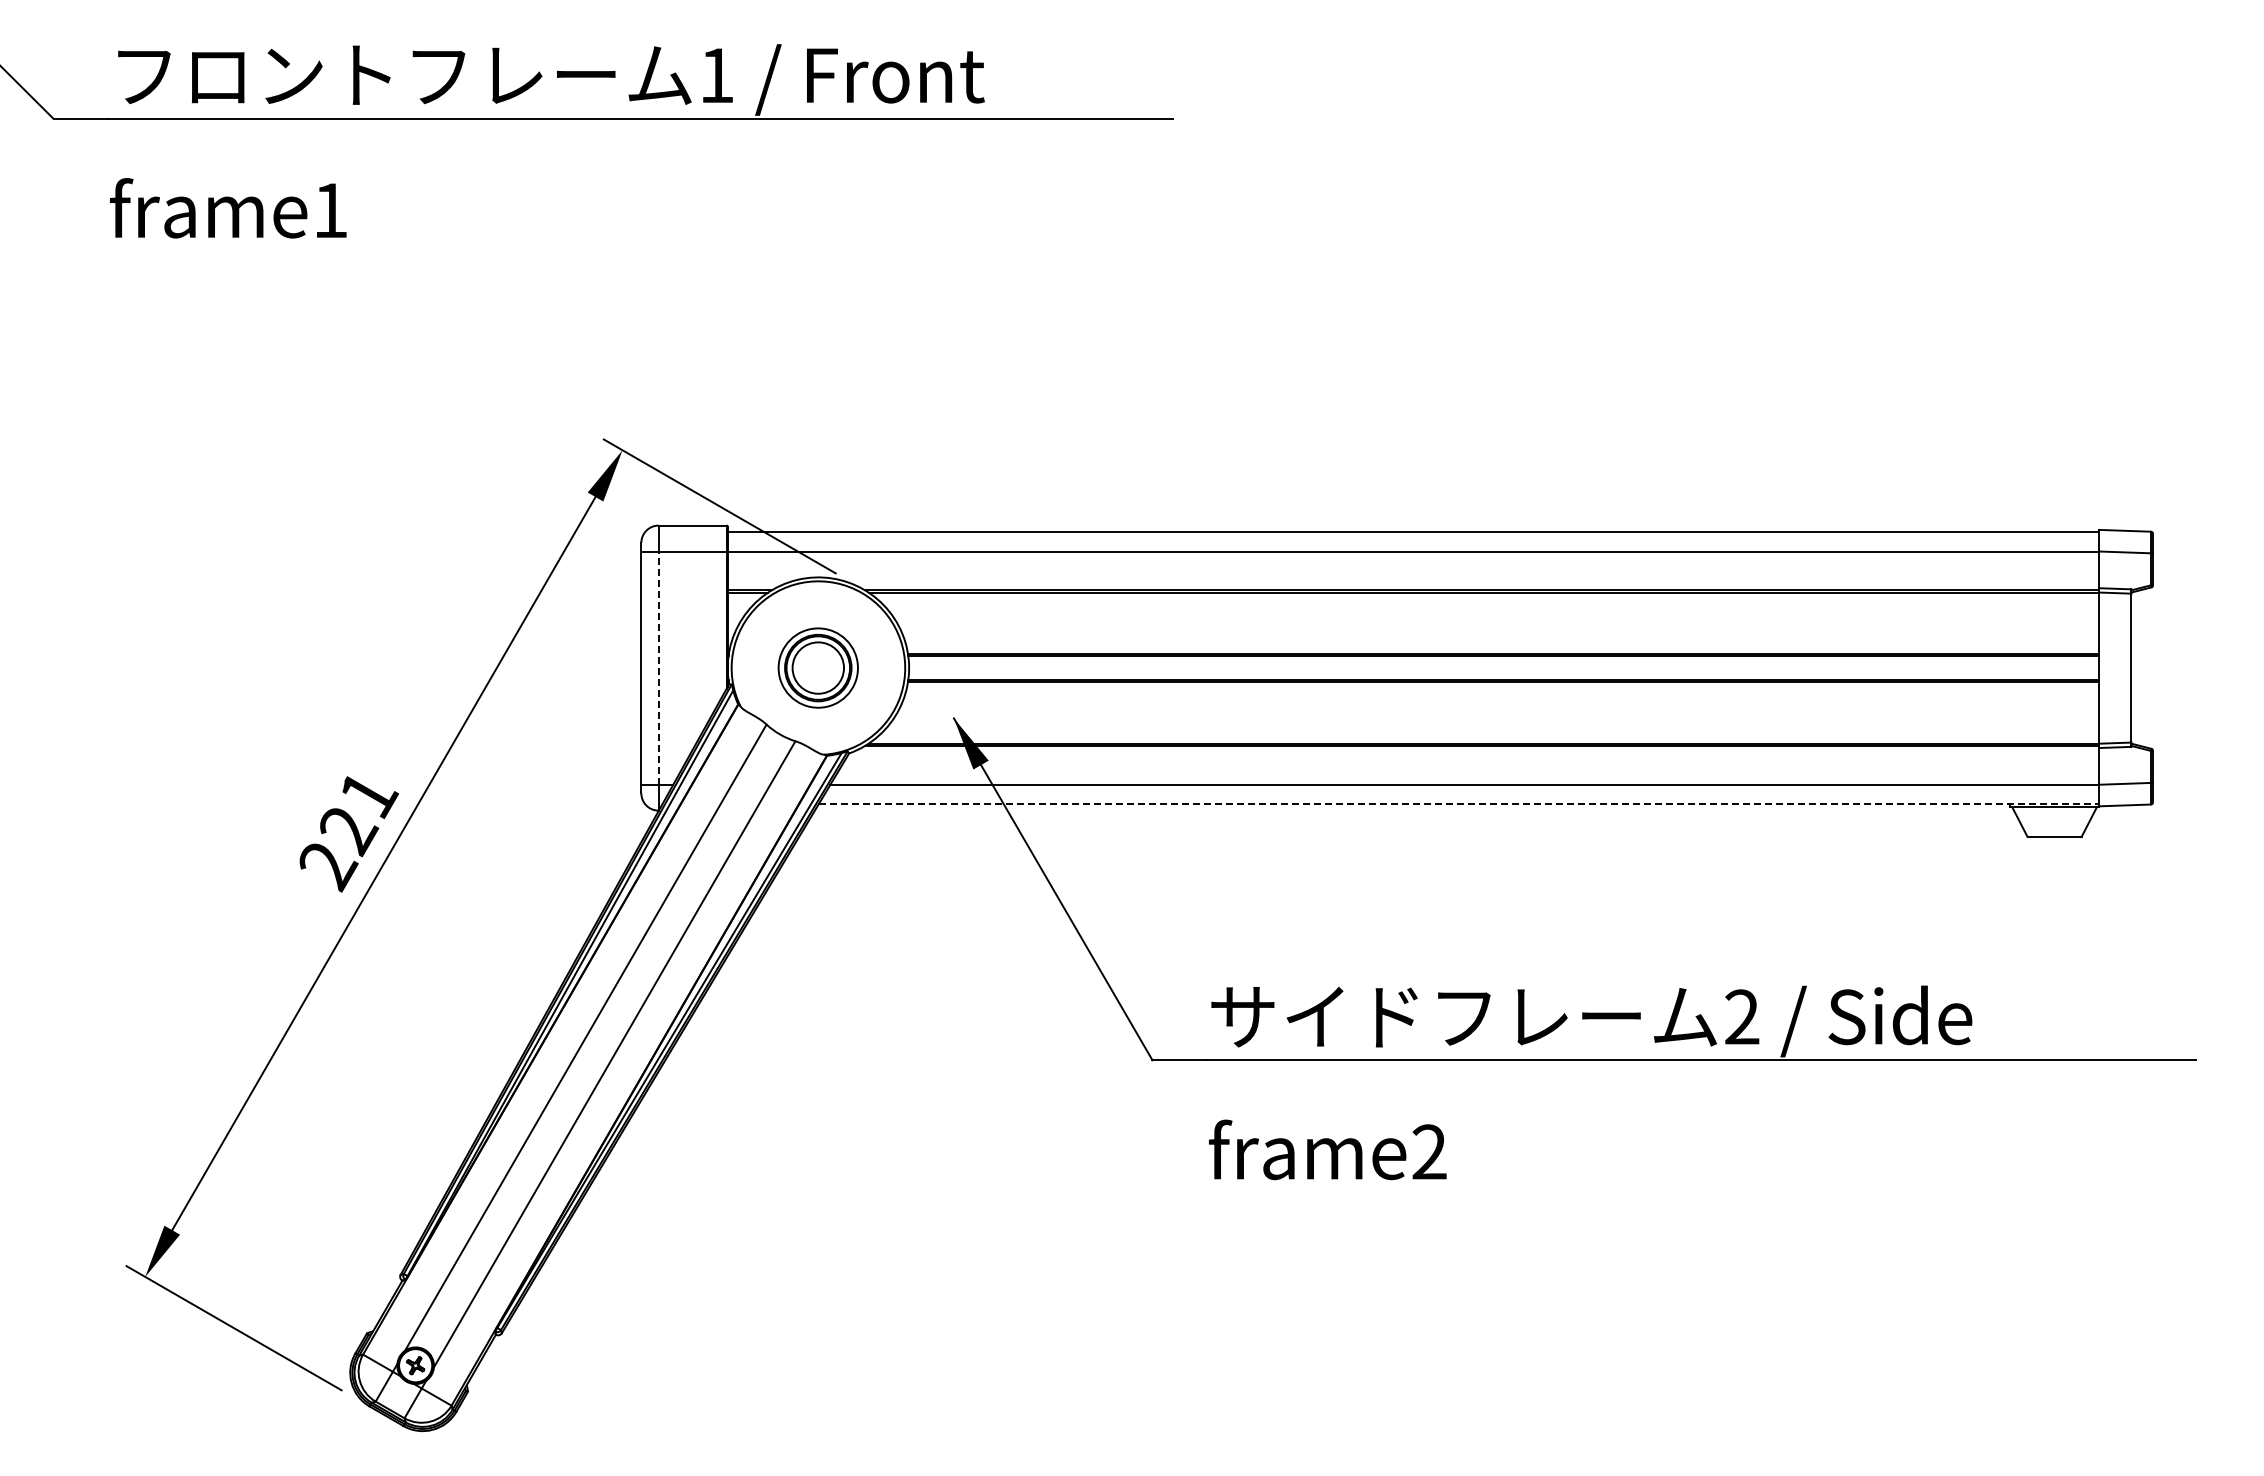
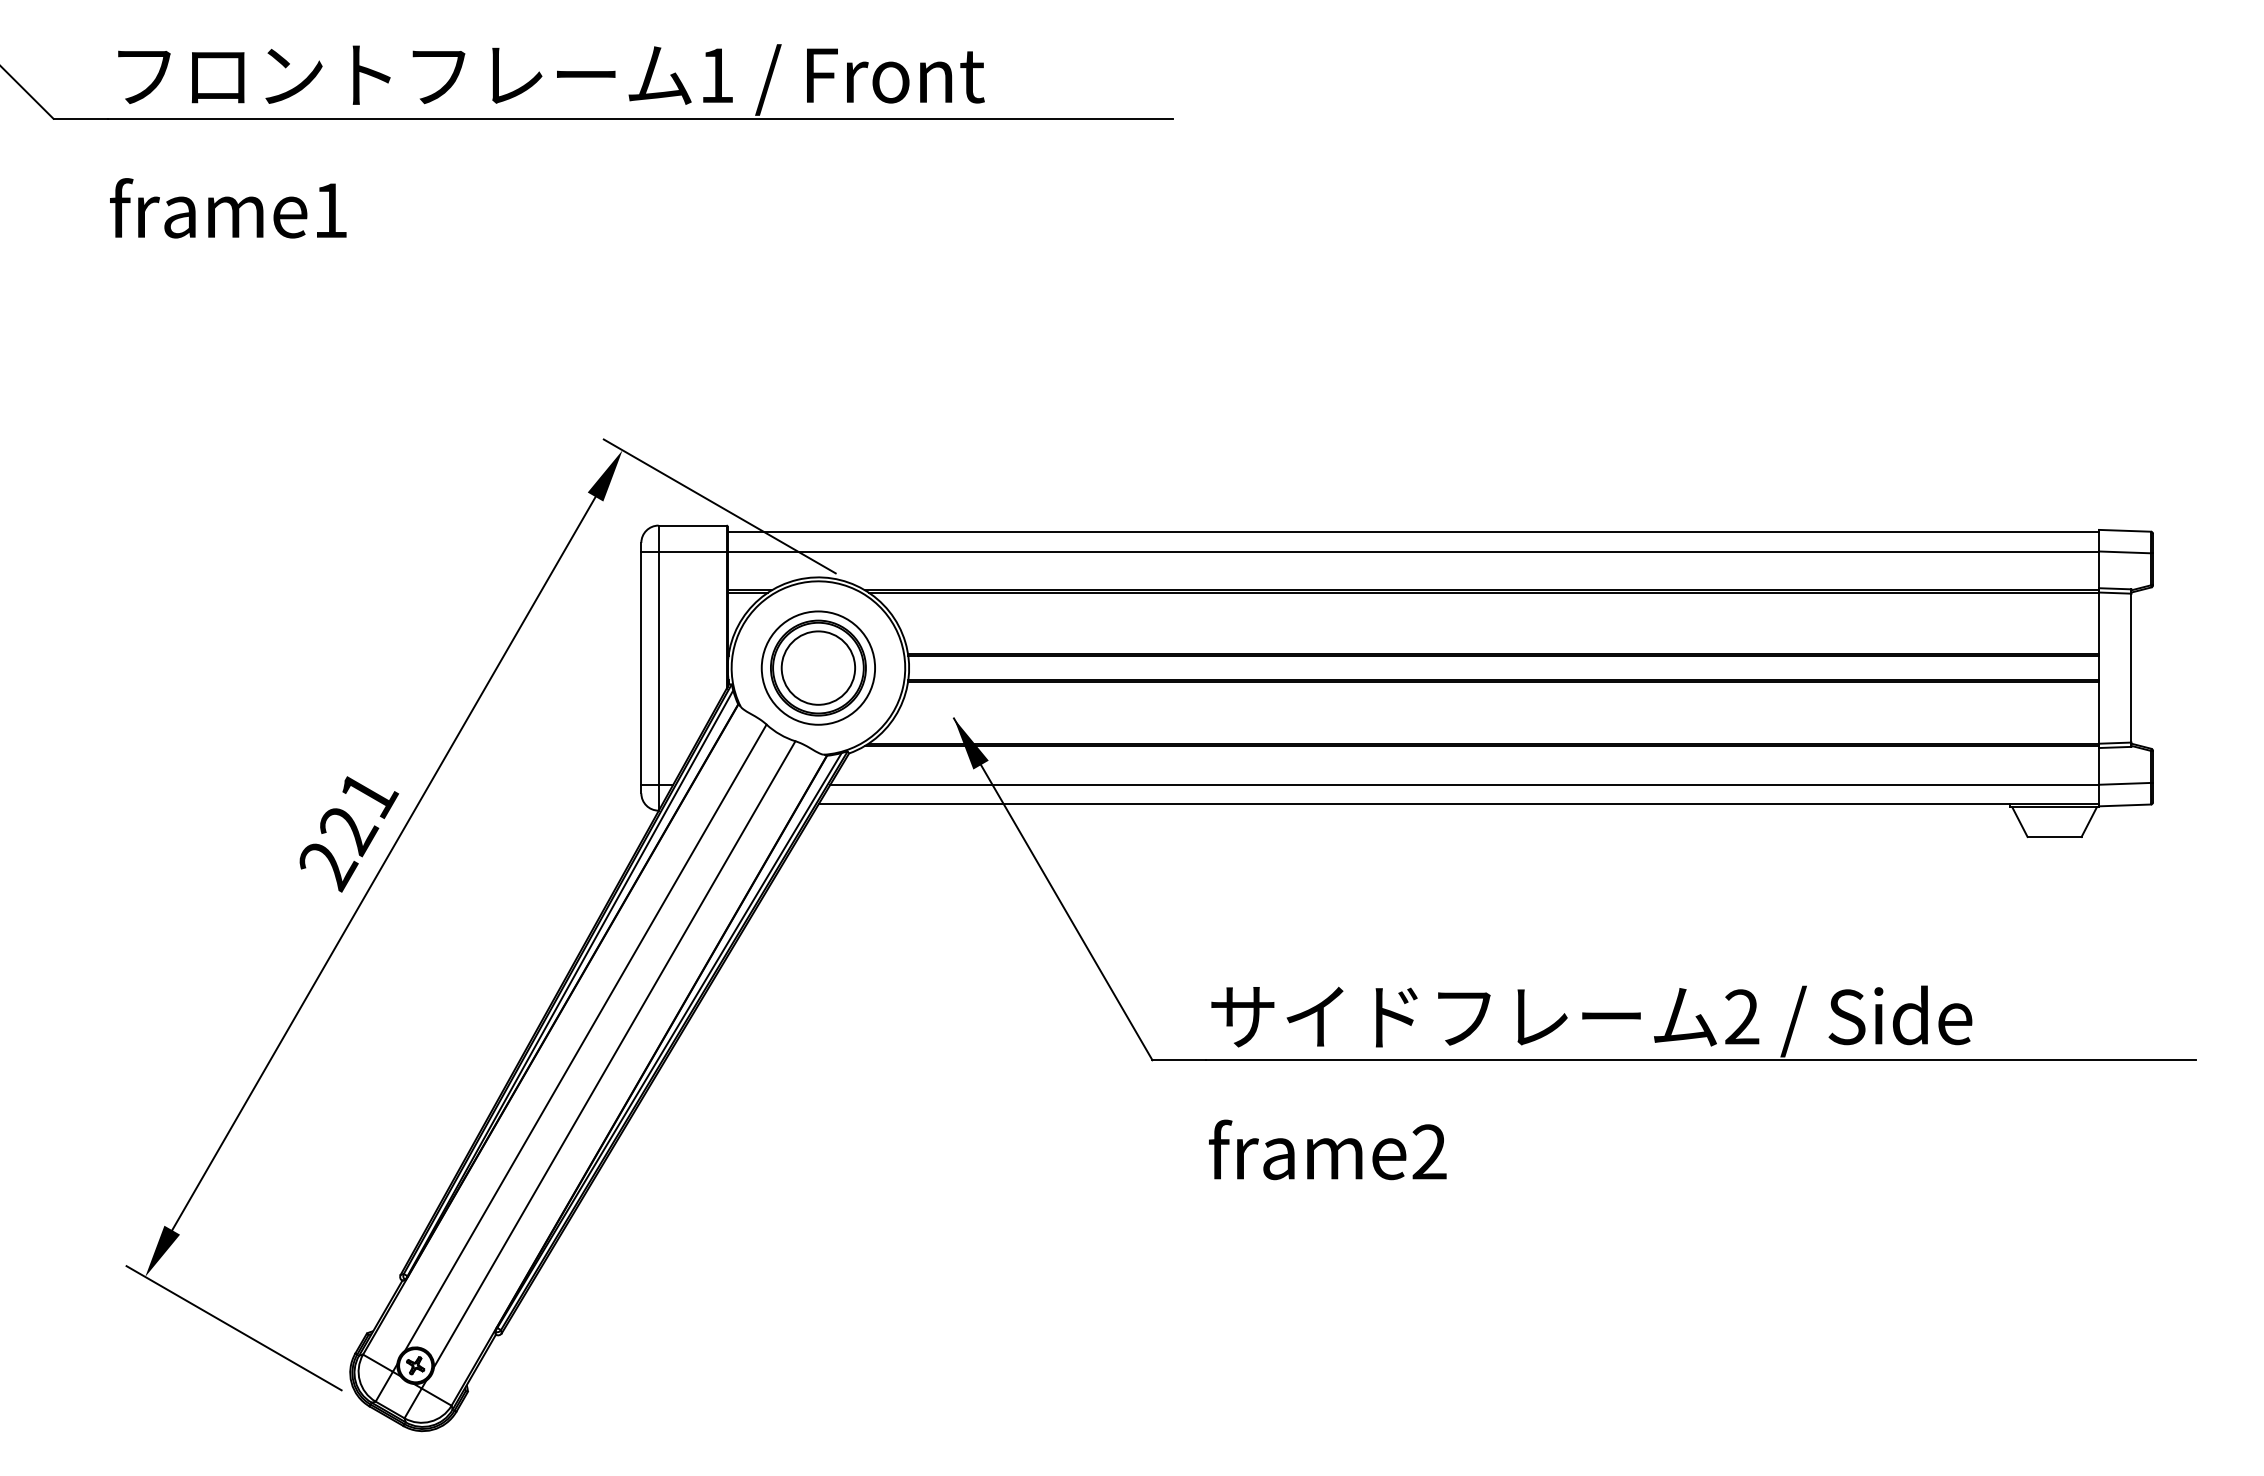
part size: 82x82 px -> 116x116 px (817, 667)
line: dashed -> solid (658, 668)
line: dashed -> solid (1459, 804)
